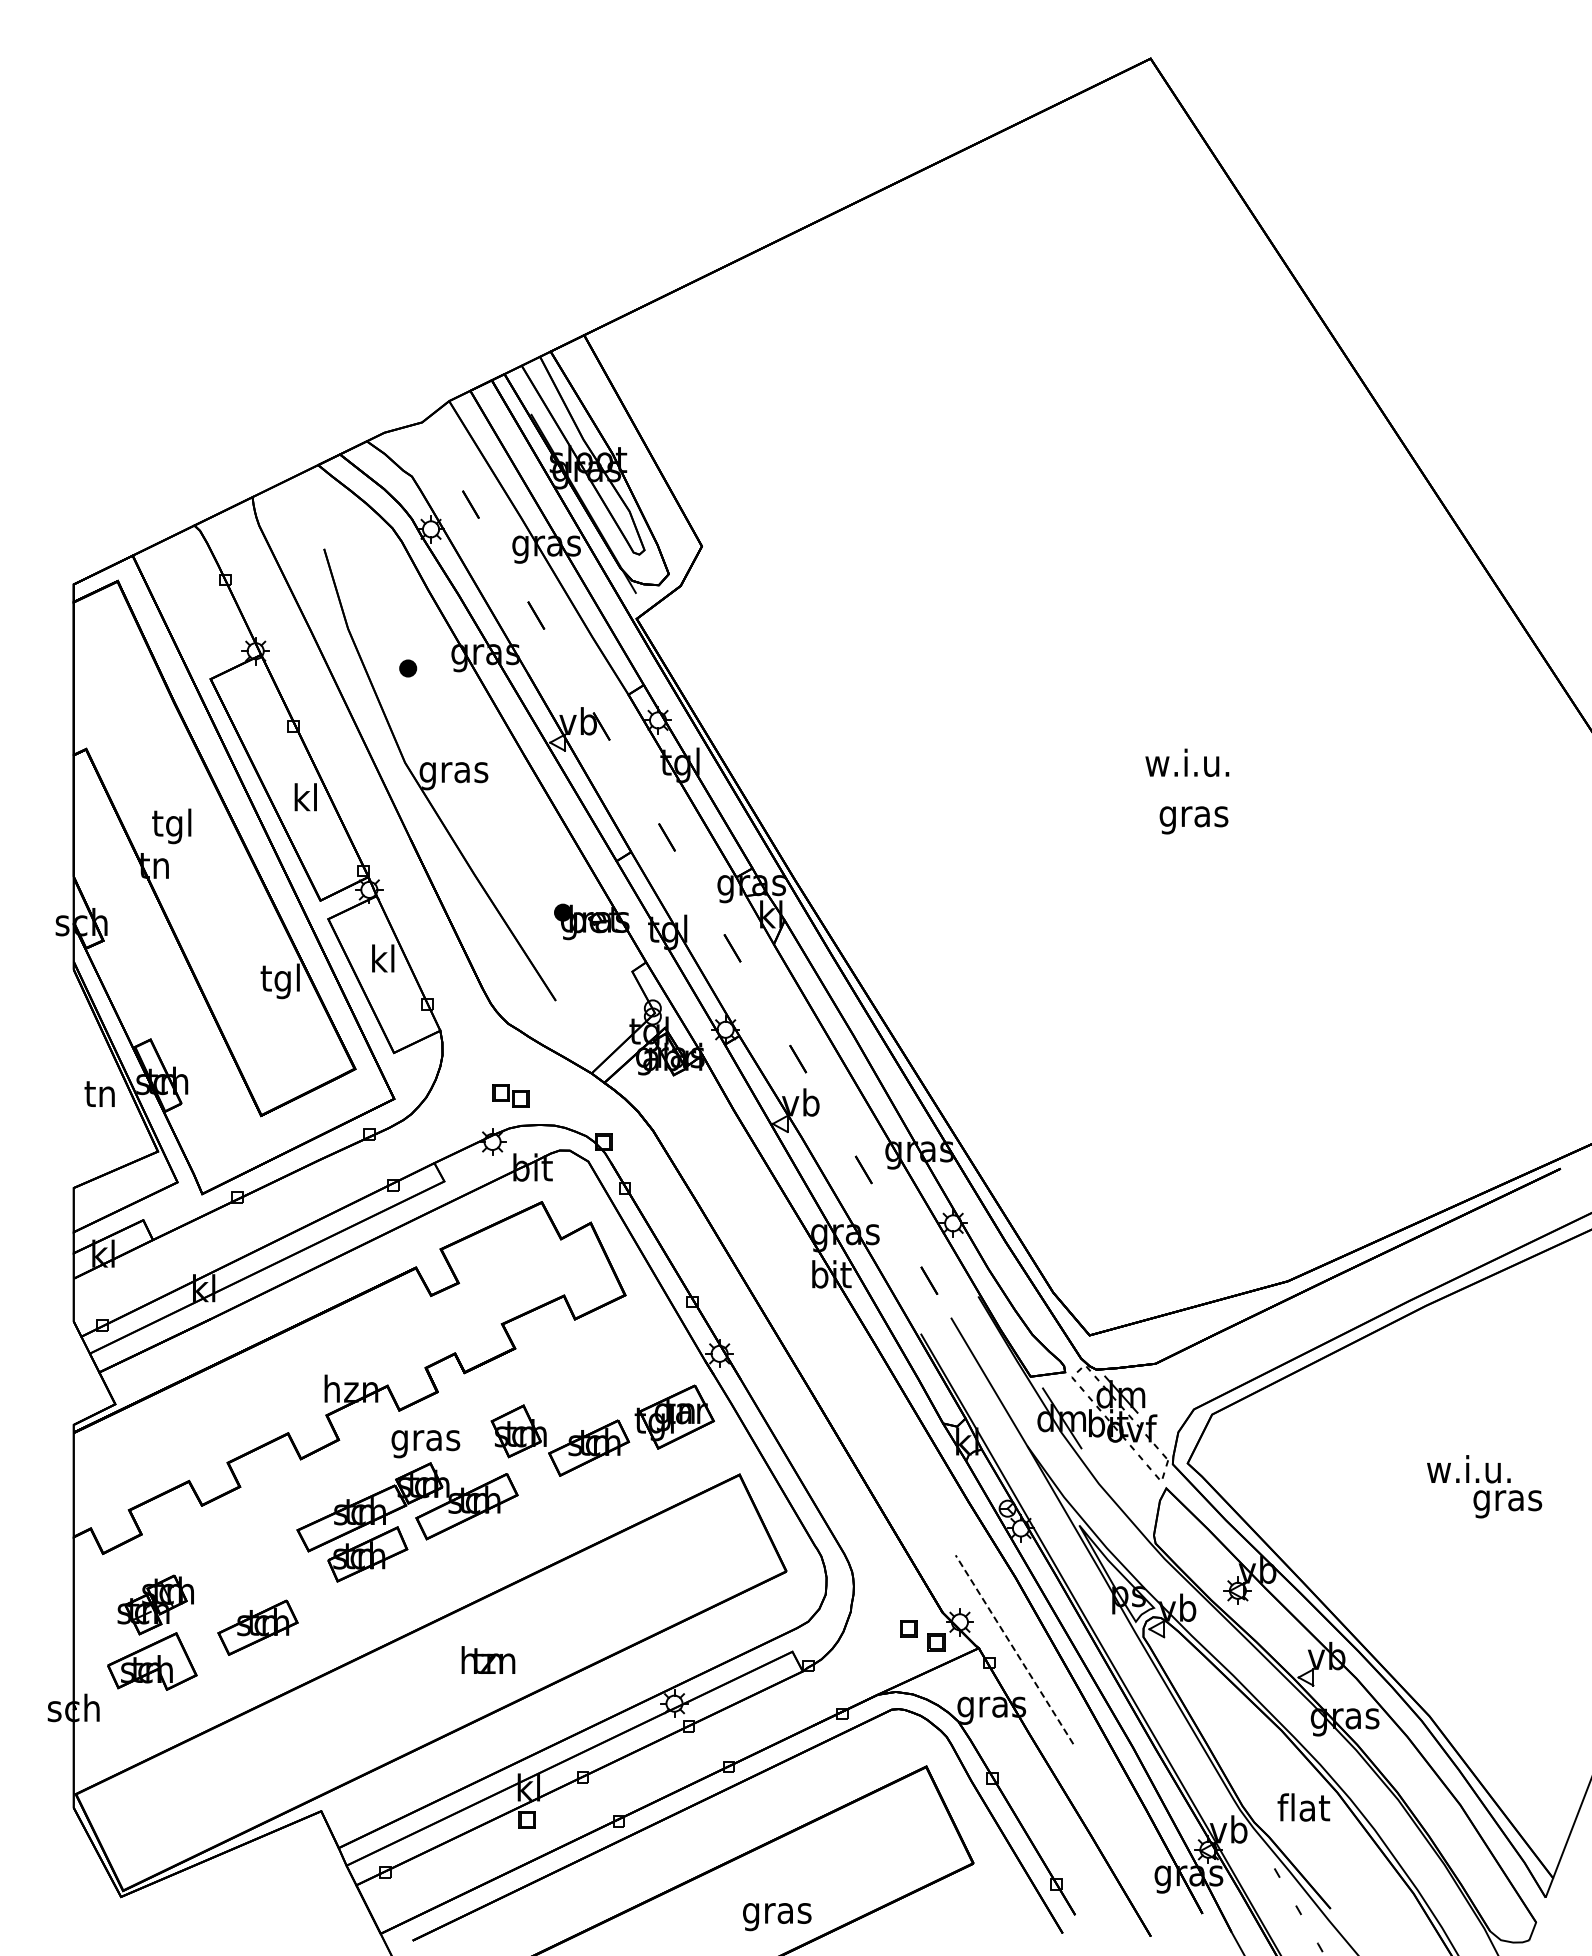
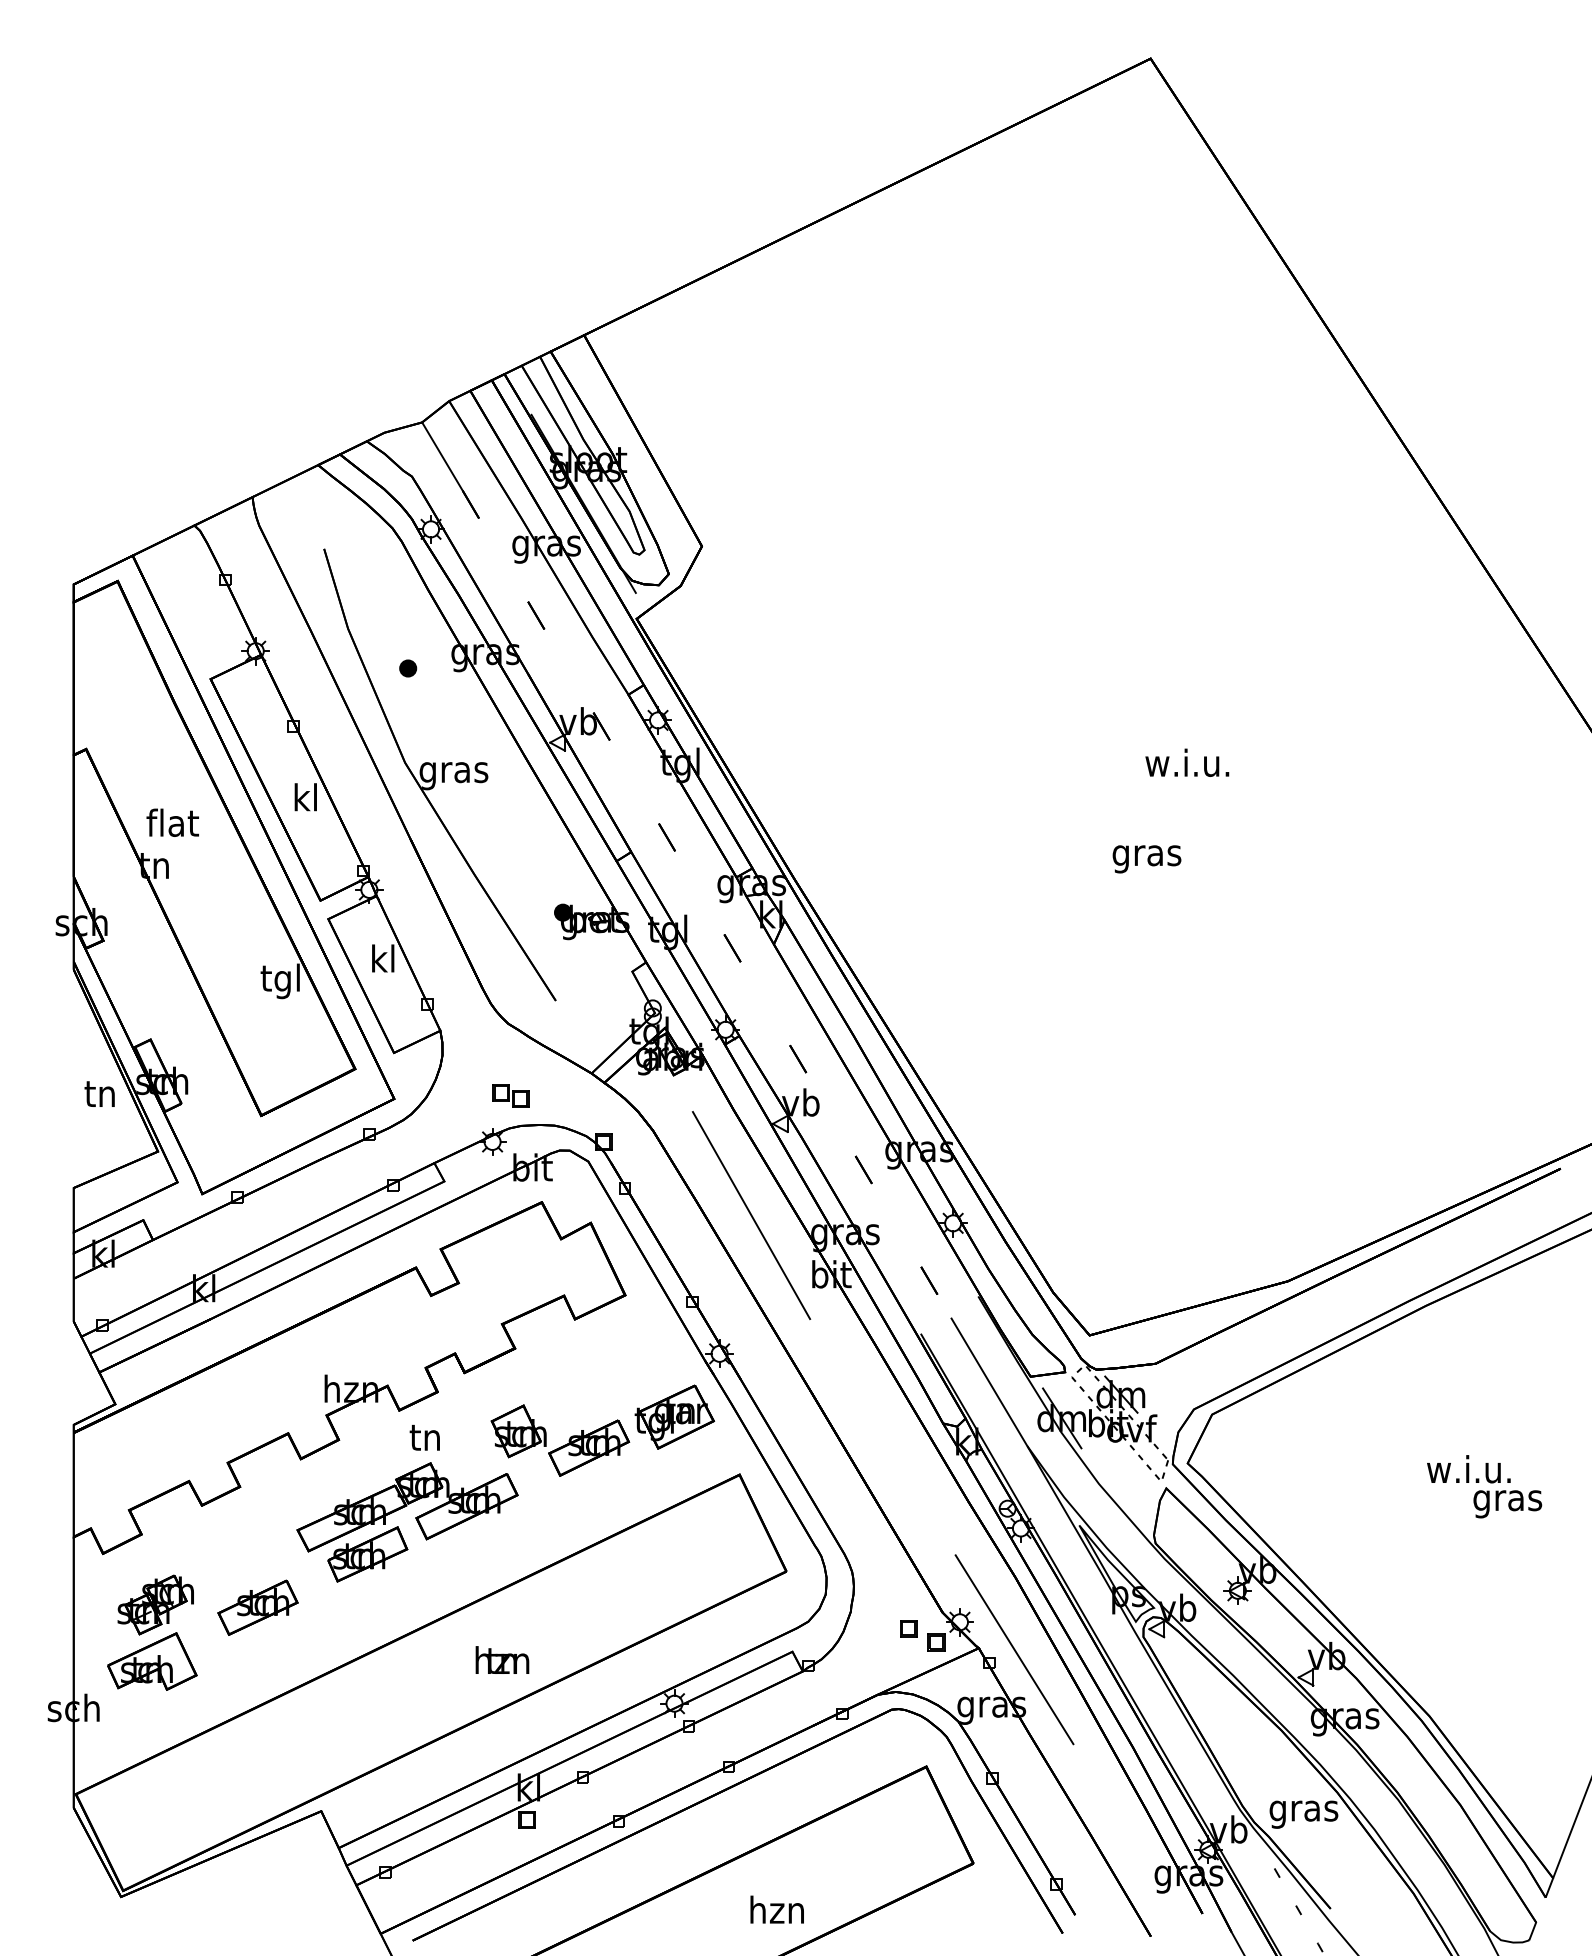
line: none -> present (442, 456)
text position: (1193, 820) -> (1146, 859) (1146, 859)
text: tgl -> flat (172, 826)
line: none -> present (751, 1215)
text: gras -> tn (425, 1441)
part position: (257, 1627) -> (257, 1607) (257, 1607)
line: dashed -> solid (1014, 1649)
text position: (488, 1659) -> (502, 1659) (502, 1659)
text: flat -> gras (1303, 1810)
text: gras -> hzn (777, 1913)
